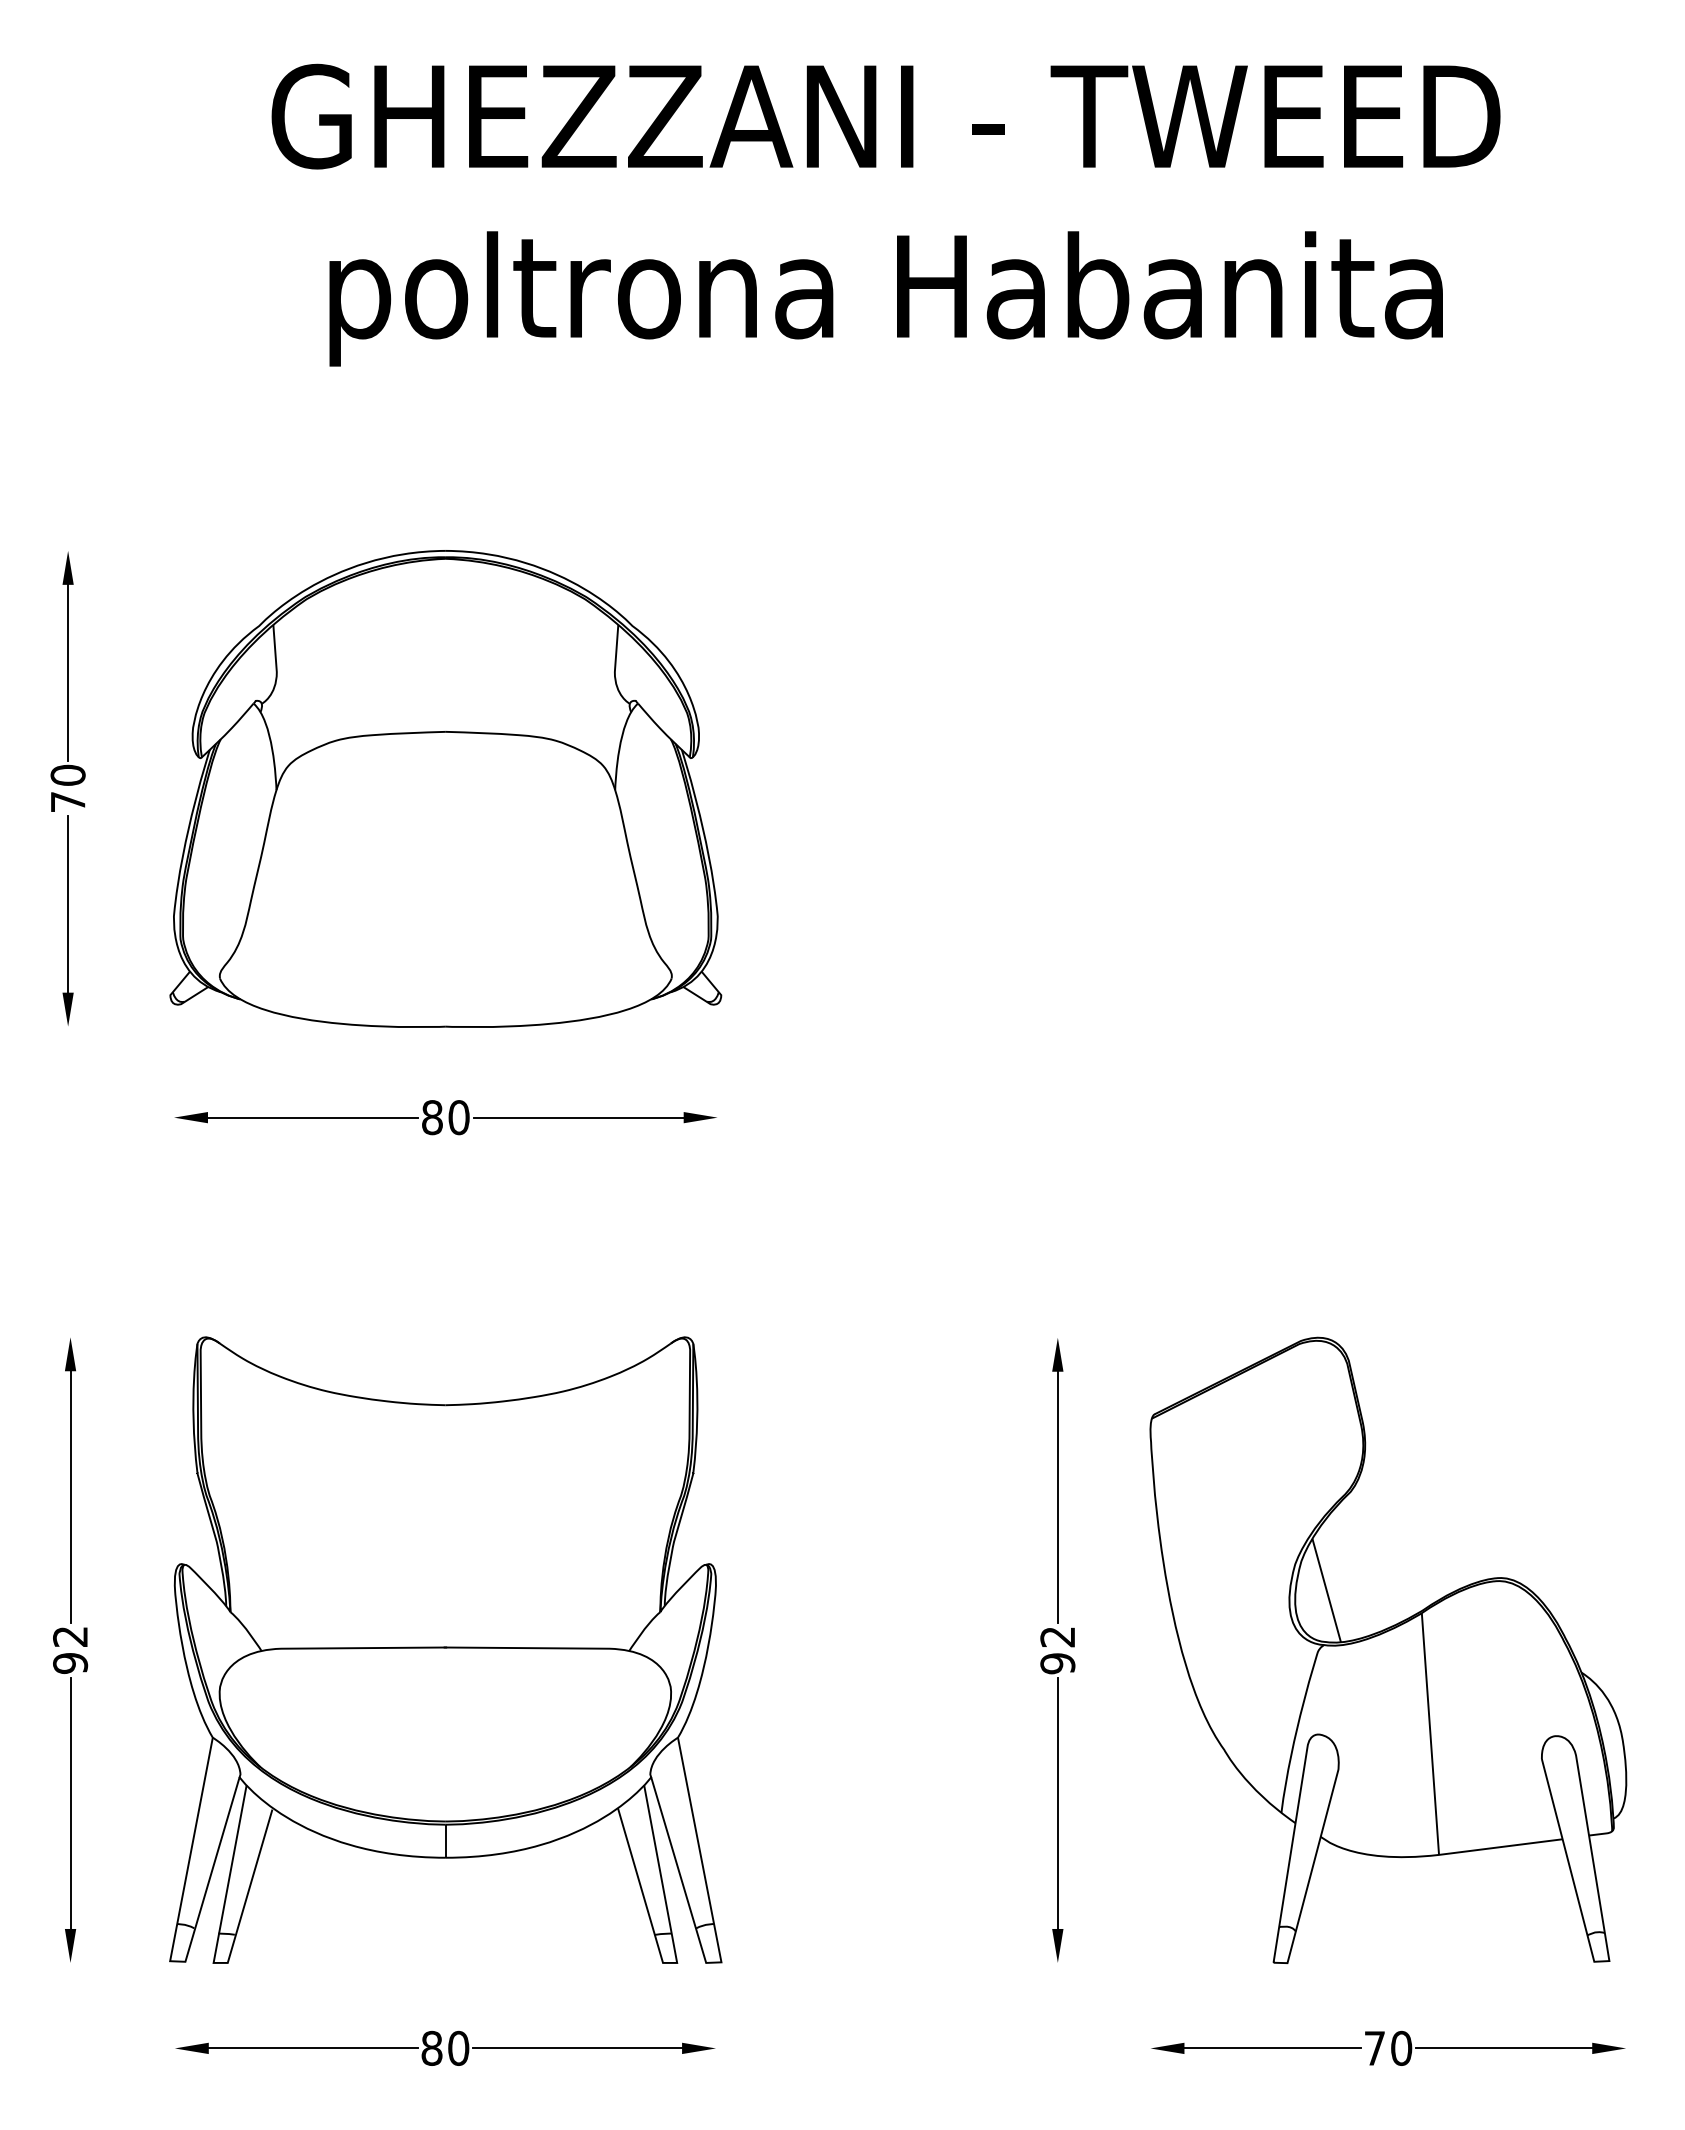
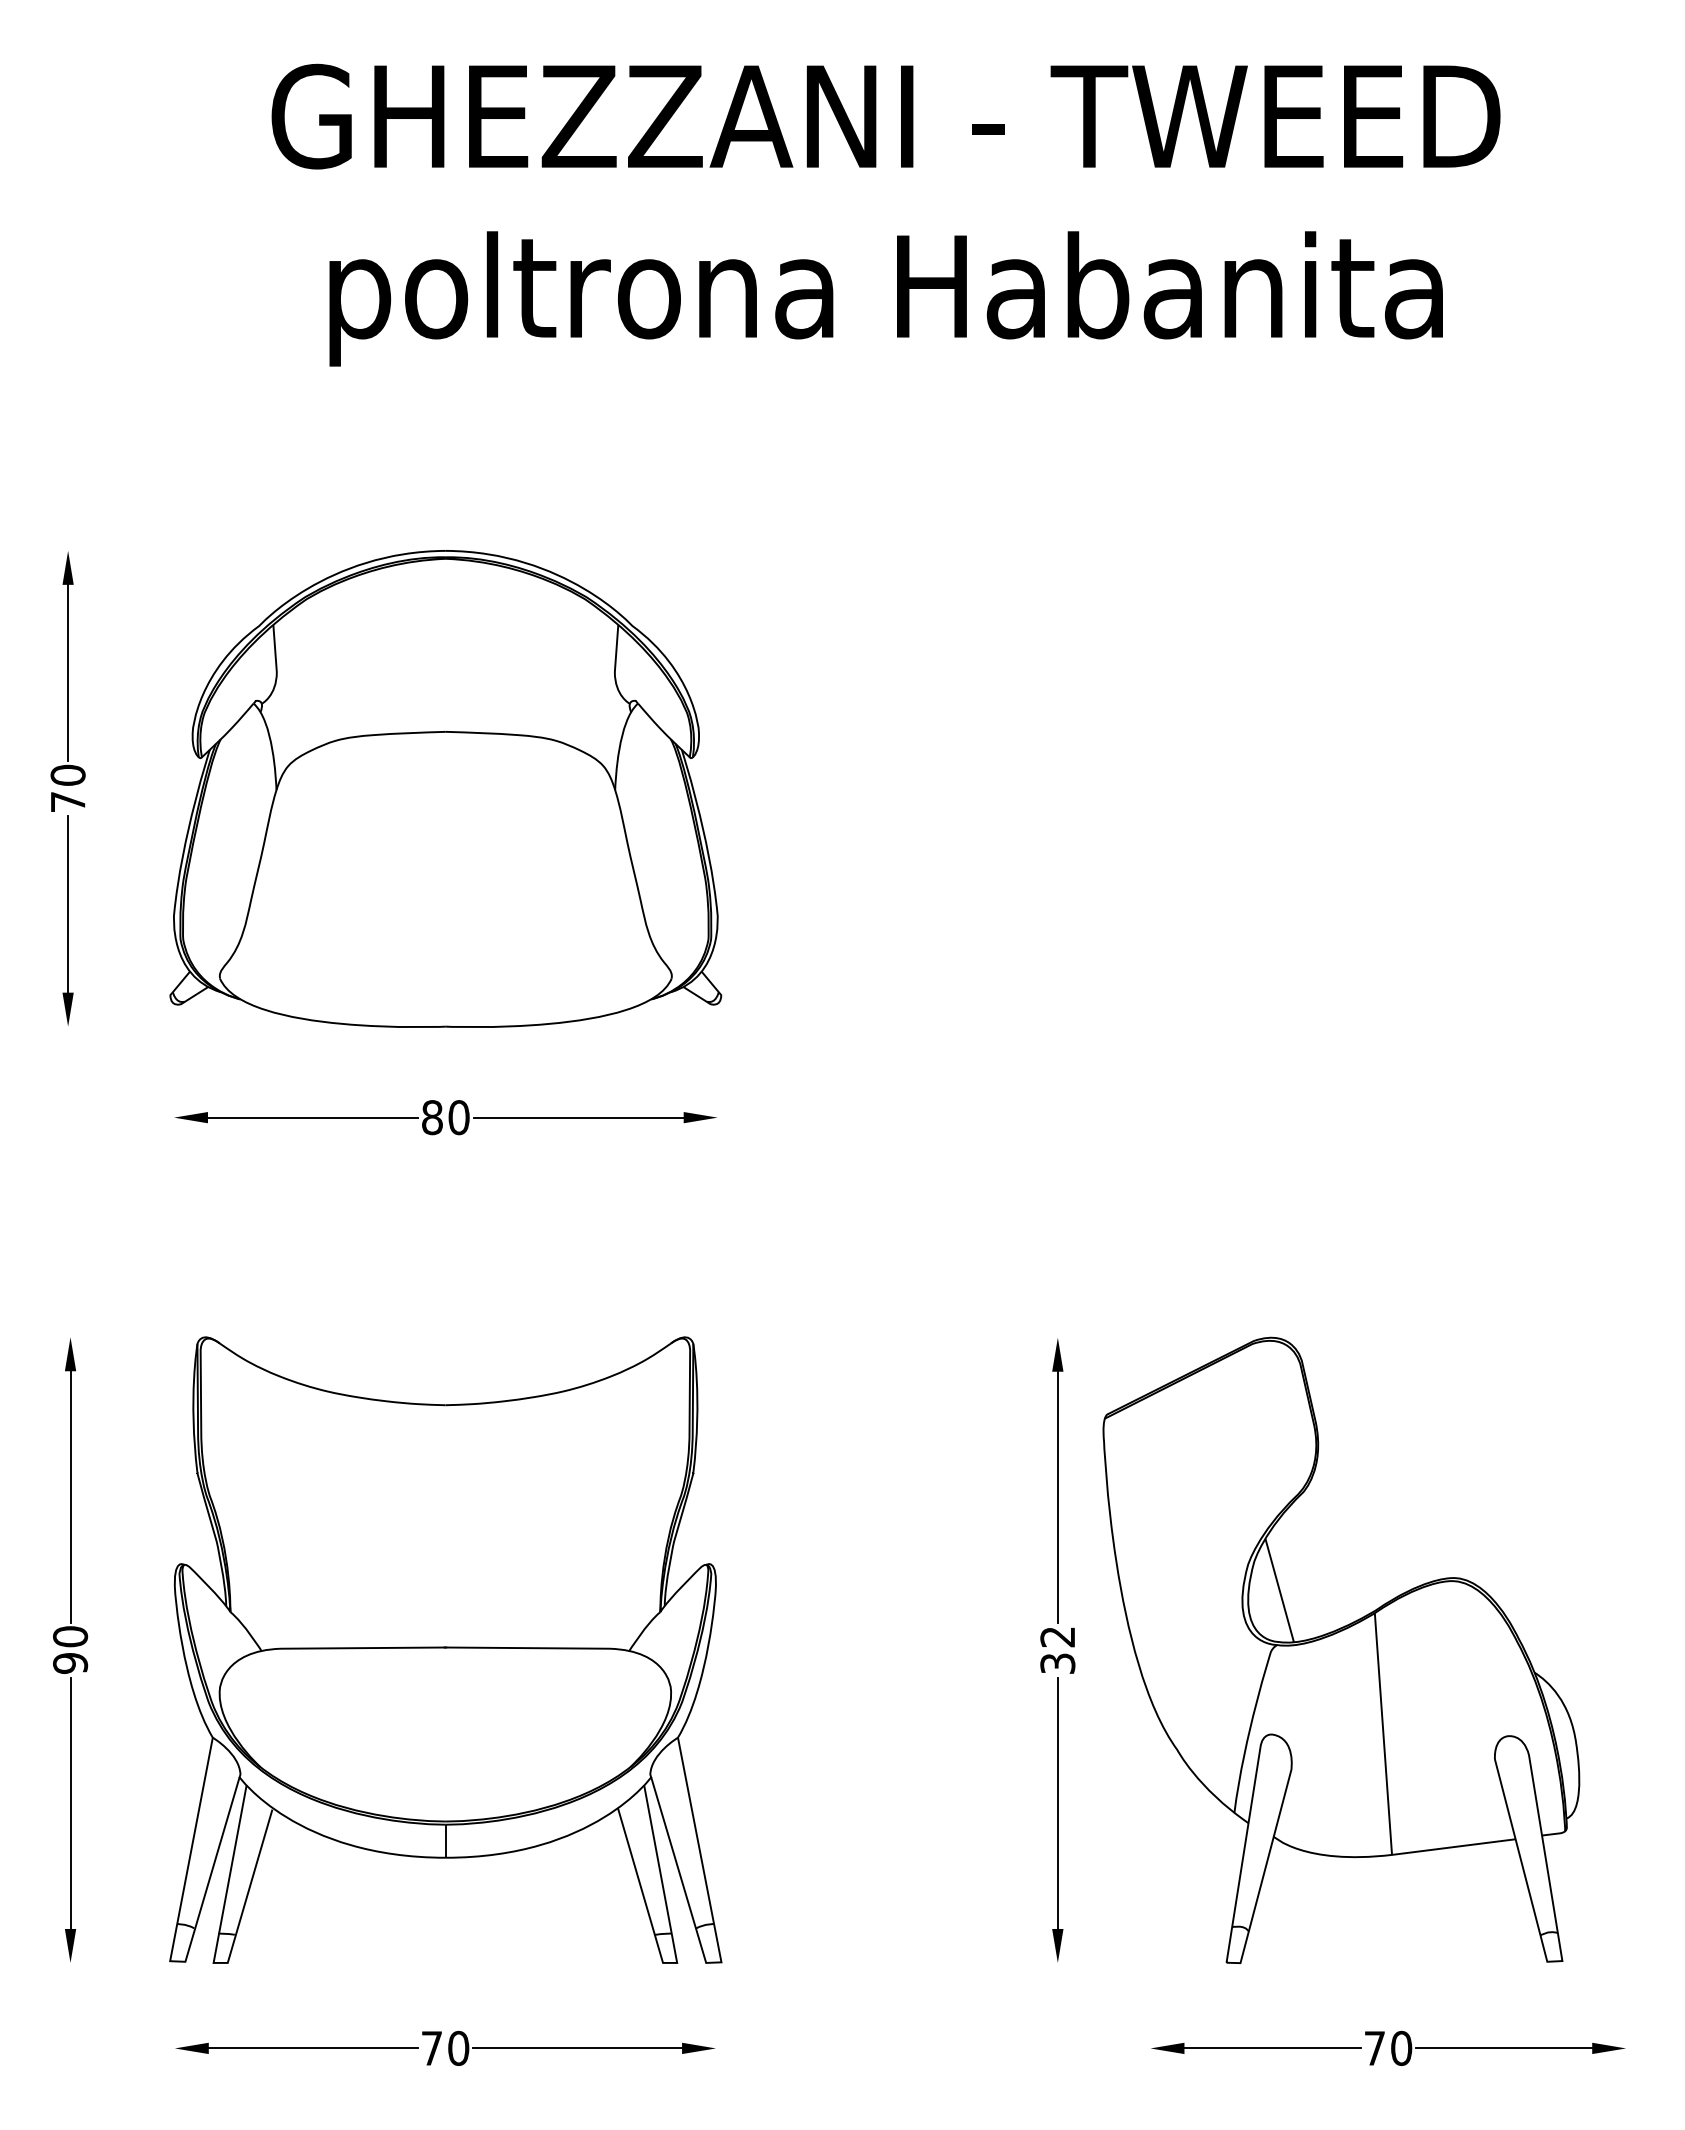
text: 92 -> 90 (70, 1636)
part position: (1388, 1650) -> (1341, 1650) (1341, 1650)
text: 92 -> 32 (1057, 1663)
text: 80 -> 70 (431, 2047)
